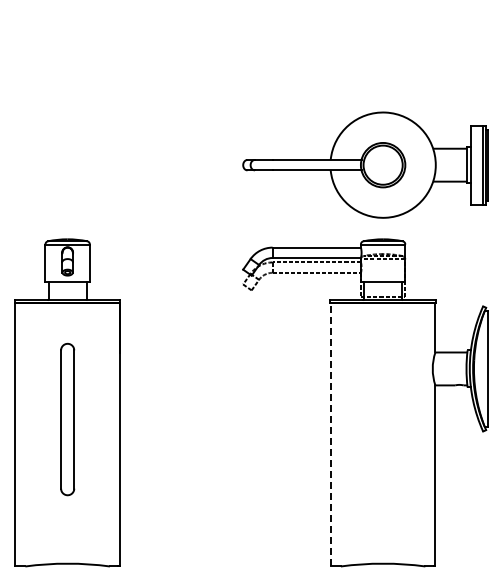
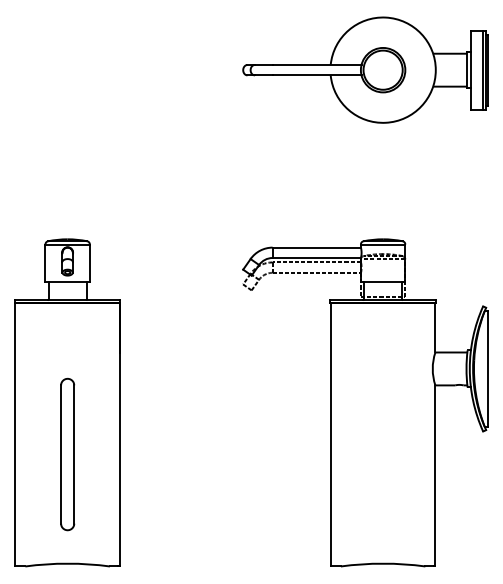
part position: (365, 164) -> (365, 69) (365, 69)
part position: (67, 419) -> (67, 454) (67, 454)
line: dashed -> solid (330, 434)
